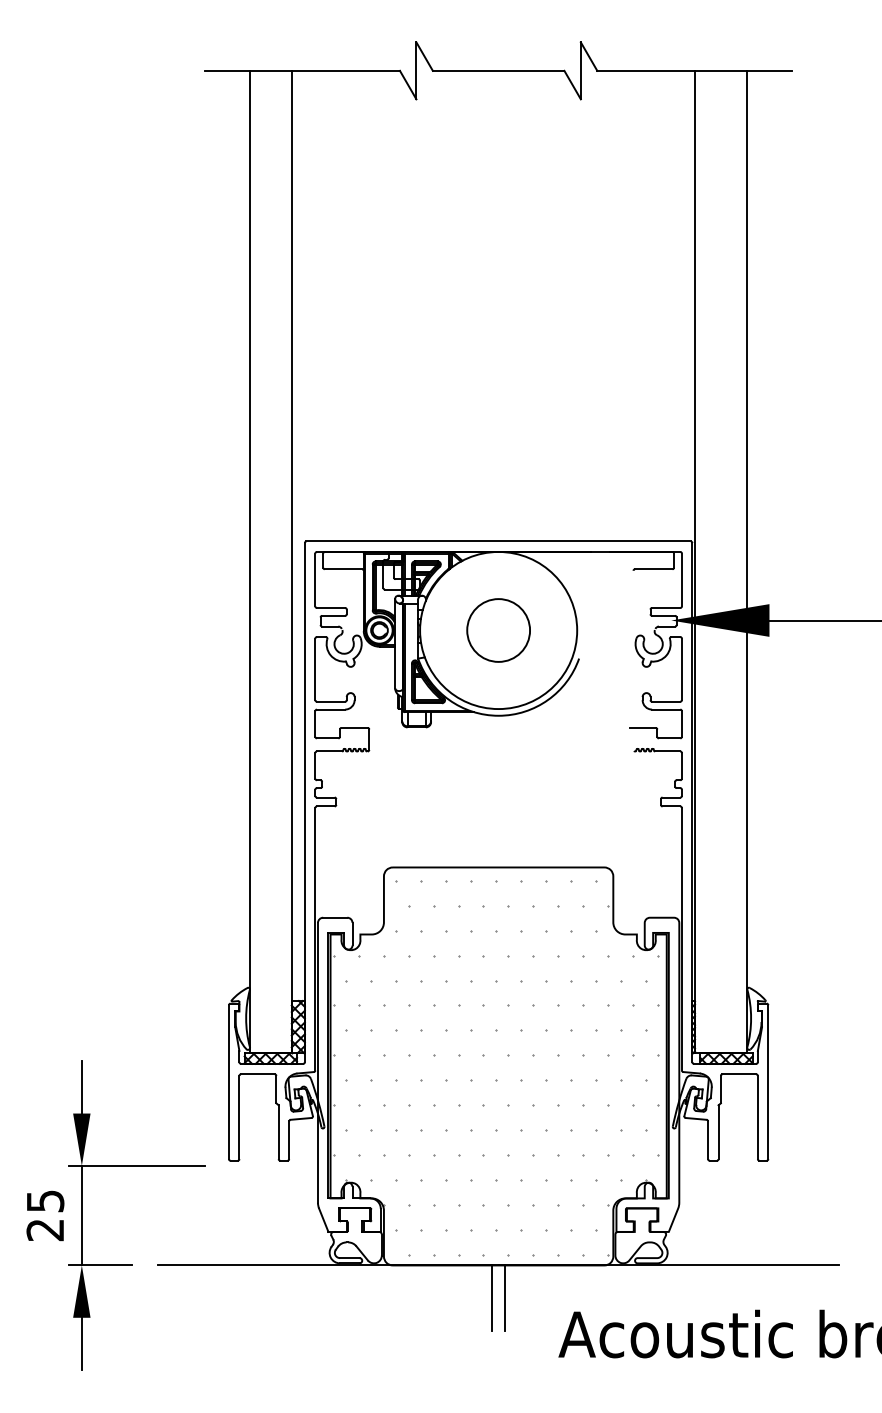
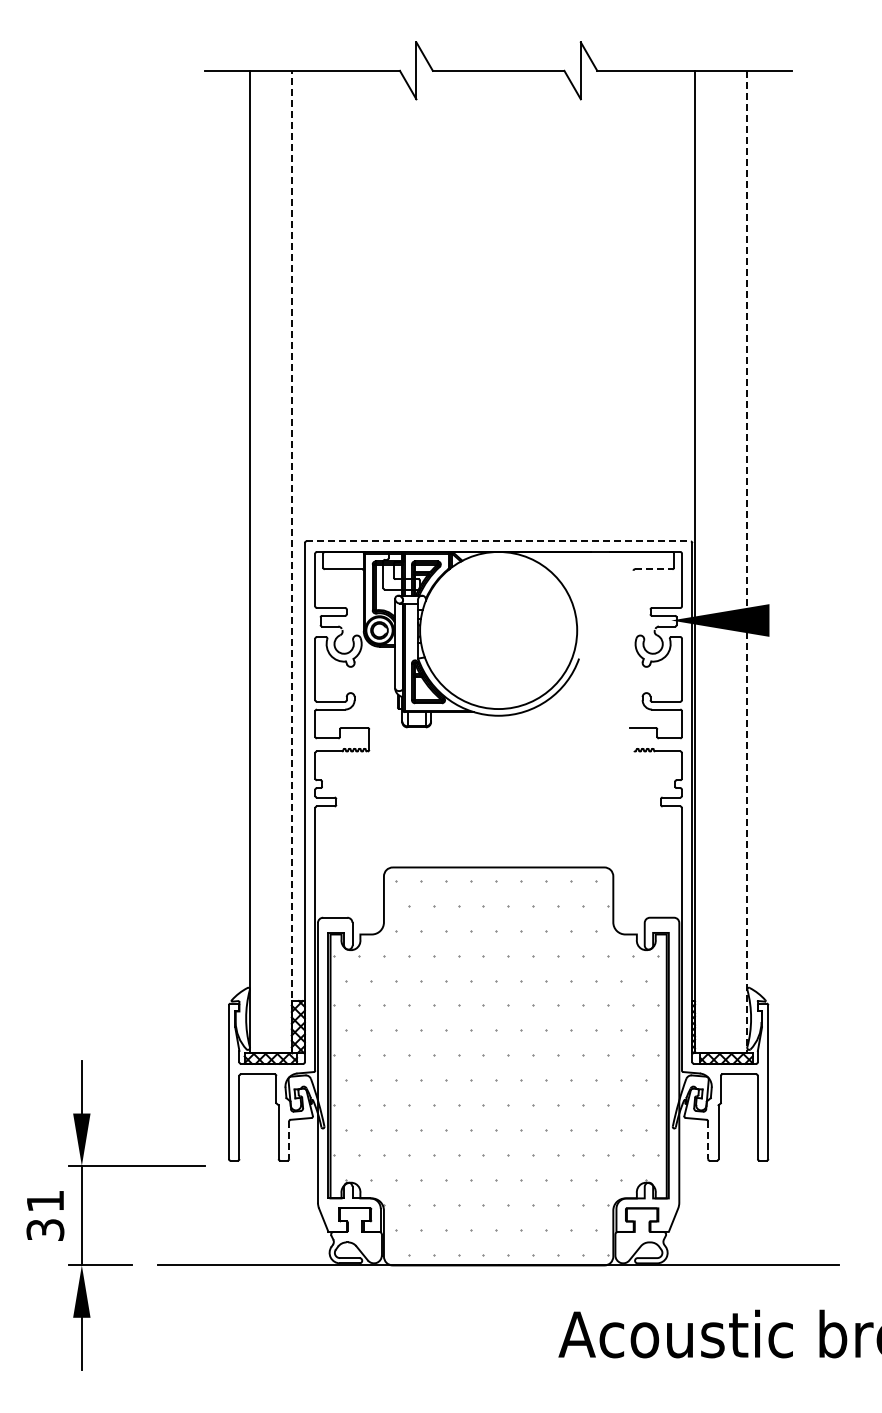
line: solid -> dashed (499, 541)
line: solid -> dashed (291, 561)
line: solid -> dashed (747, 562)
line: solid -> dashed (653, 569)
line: present -> none (823, 620)
part: present -> none (498, 630)
line: solid -> dashed (289, 1140)
line: solid -> dashed (708, 1140)
text: 25 -> 31 (45, 1215)
line: present -> none (492, 1297)
line: present -> none (505, 1297)
